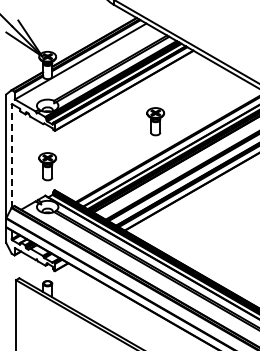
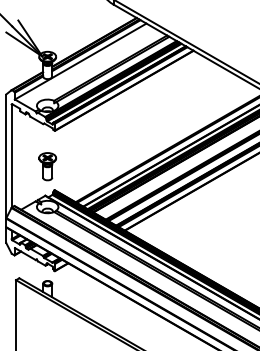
part: present -> none (155, 121)
line: dashed -> solid (11, 156)
